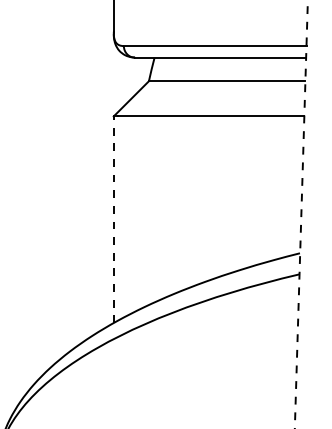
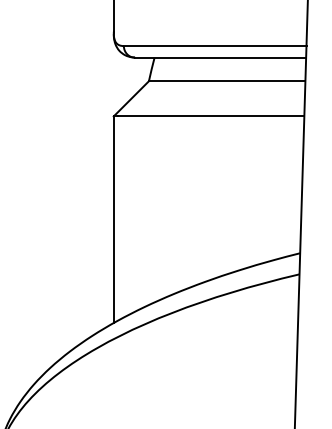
line: dashed -> solid (301, 214)
line: dashed -> solid (113, 219)
